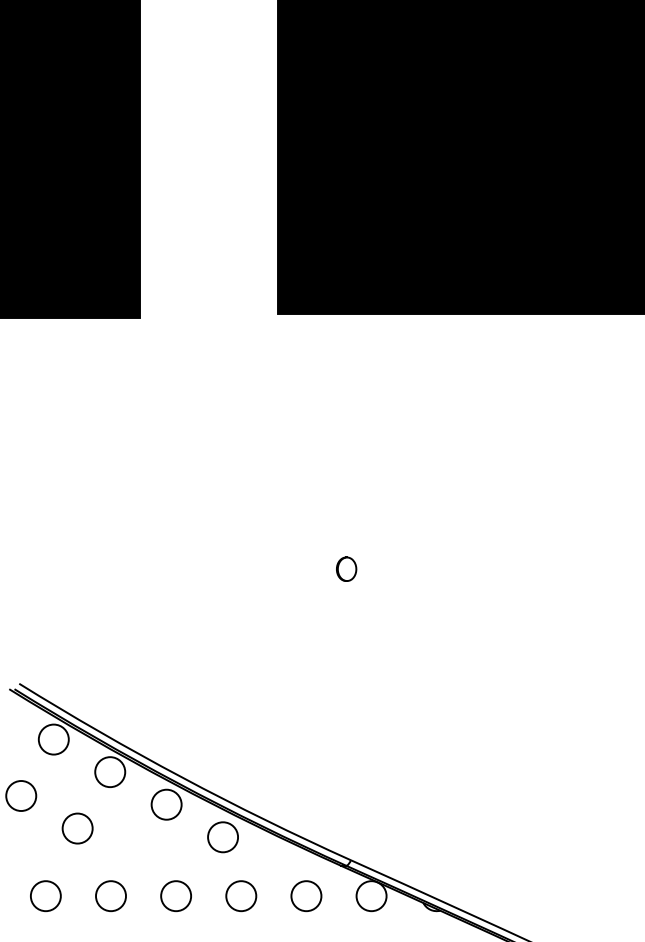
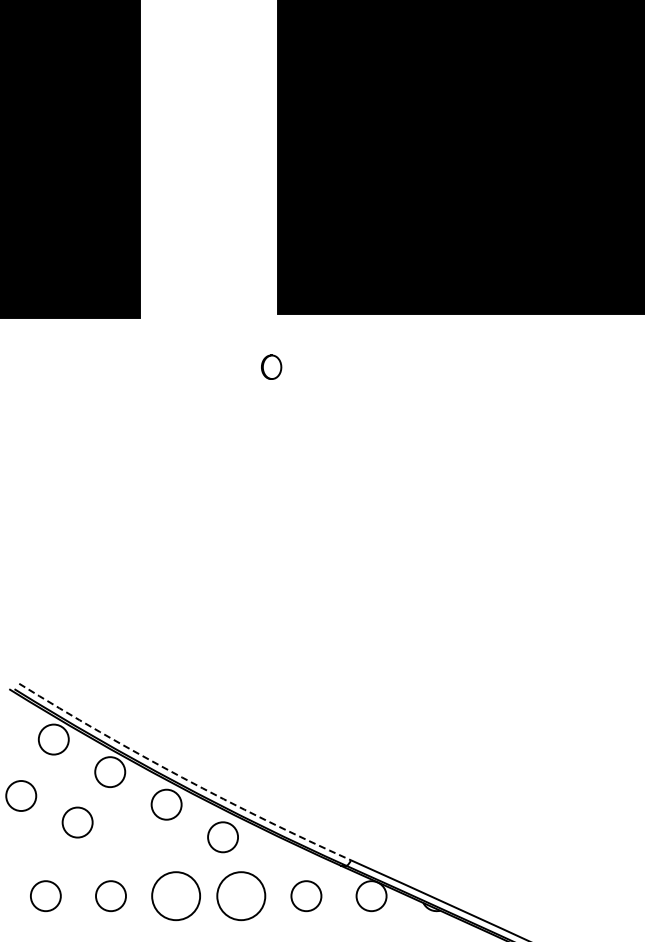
part position: (346, 568) -> (271, 366) (271, 366)
arc: solid -> dashed (182, 777)
circle position: (77, 828) -> (77, 822) (77, 822)
circle diameter: 30 px -> 48 px (176, 896)
circle diameter: 30 px -> 48 px (241, 896)
